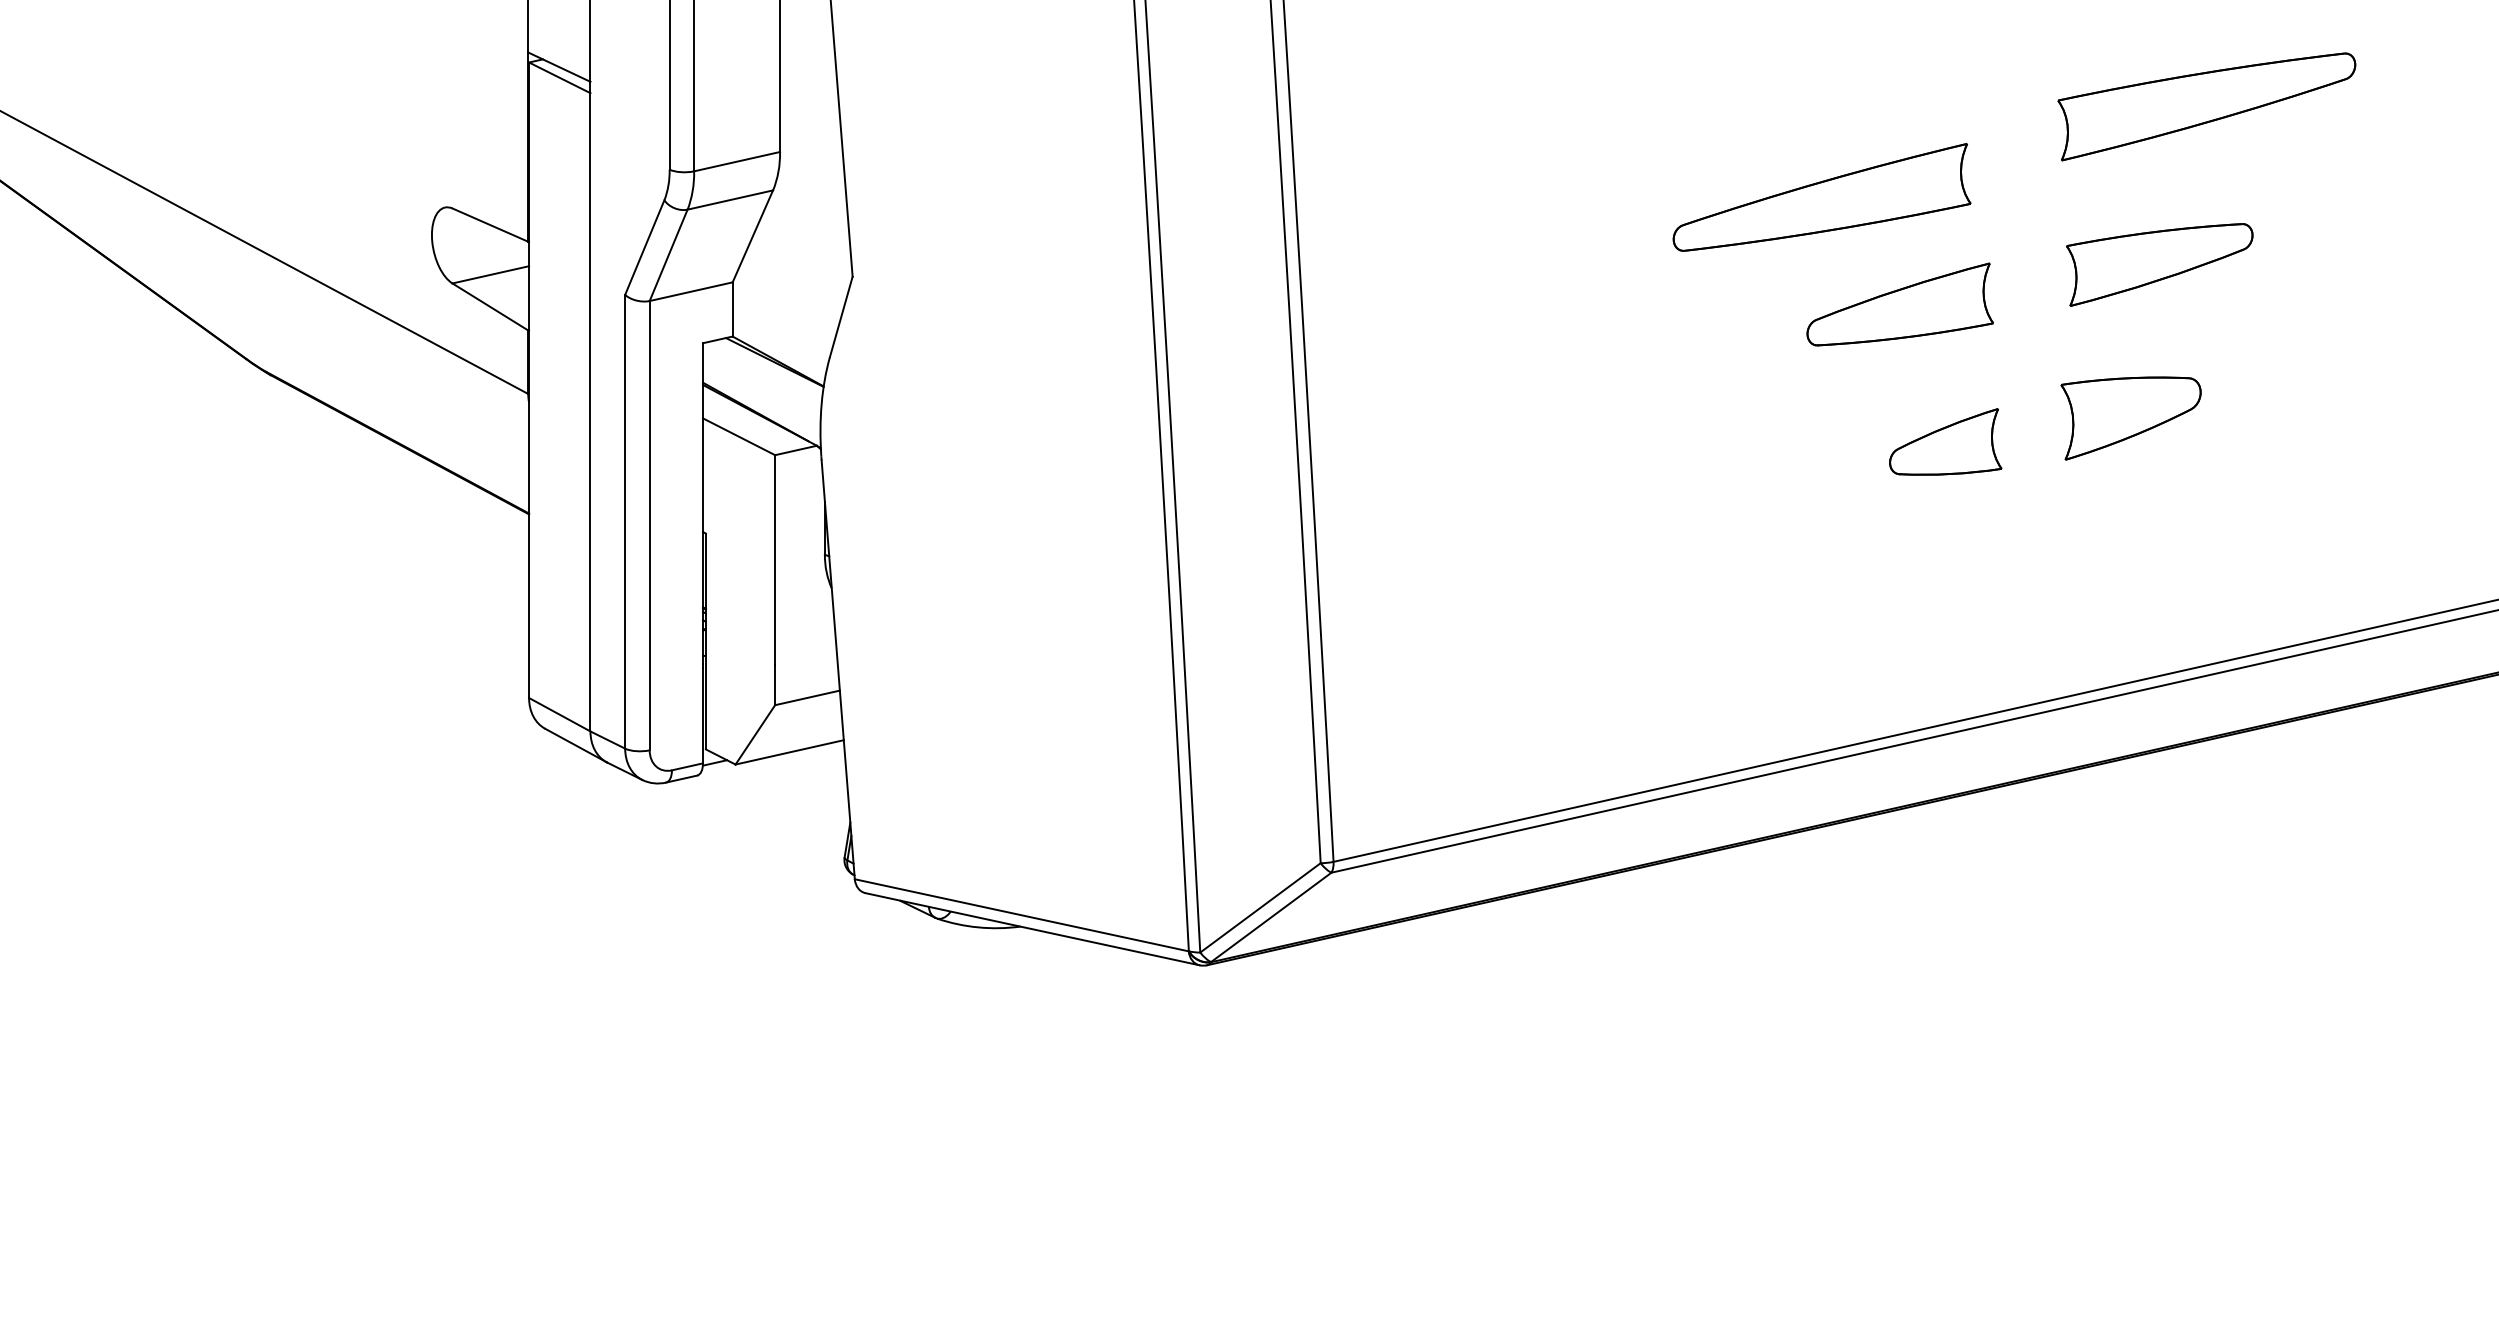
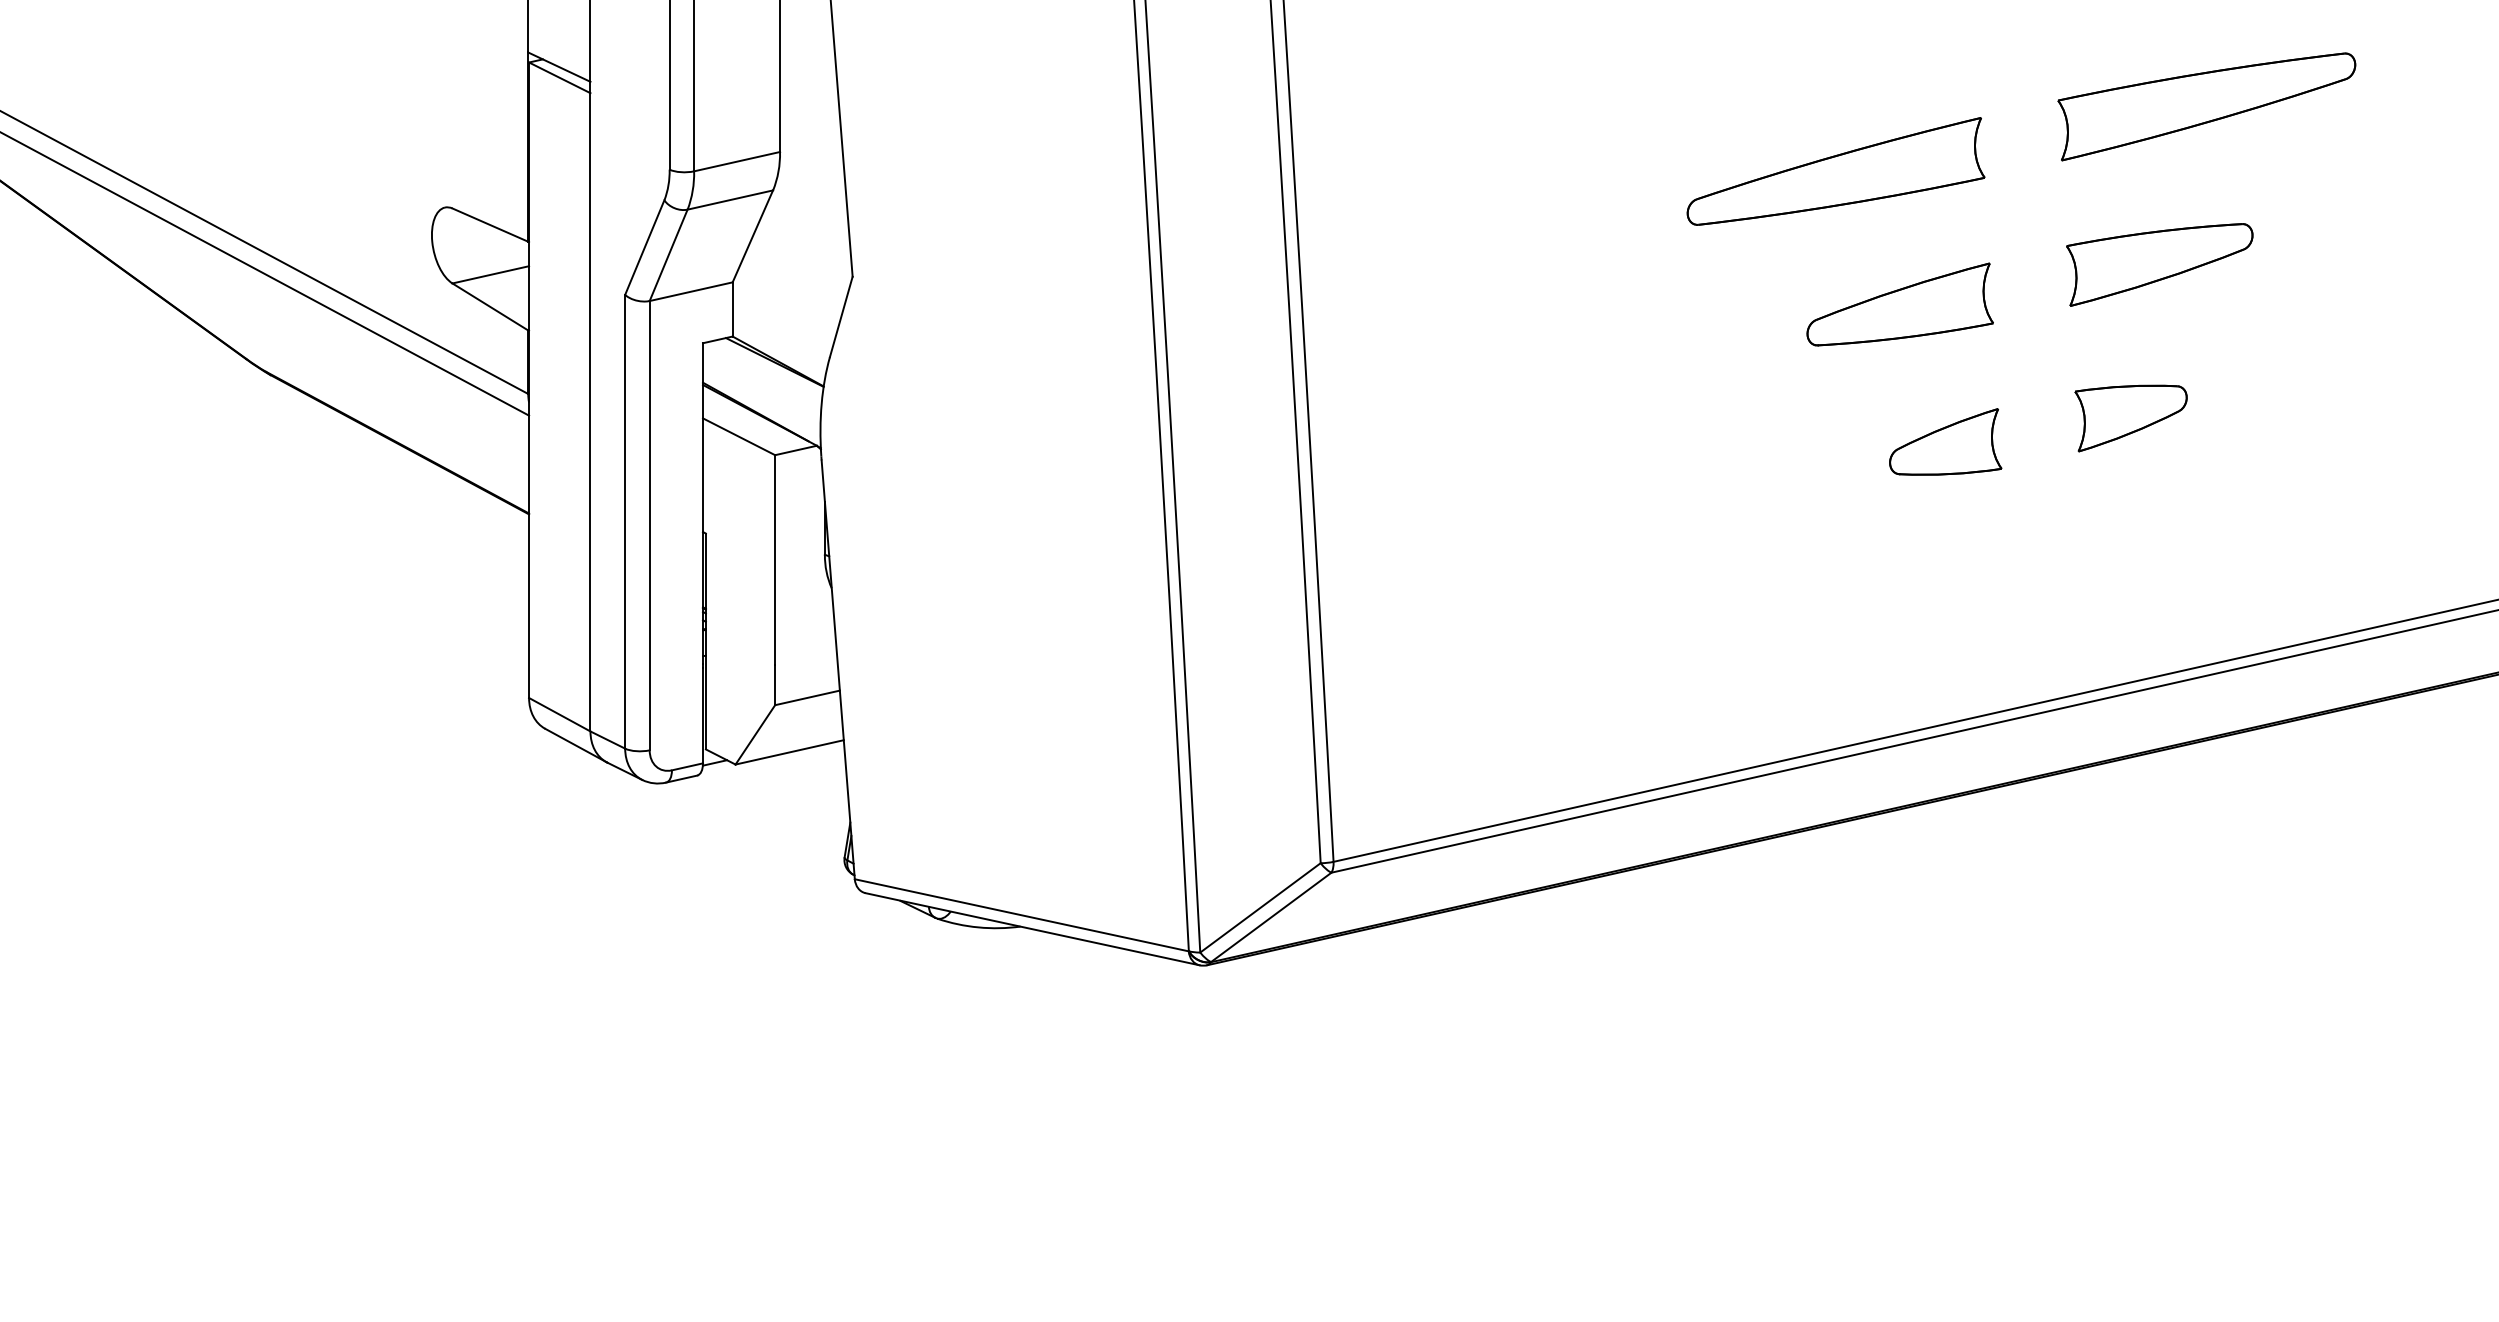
part position: (1821, 197) -> (1835, 171) (1835, 171)
line: none -> present (265, 274)
part size: 142x85 px -> 114x69 px (2130, 418)
